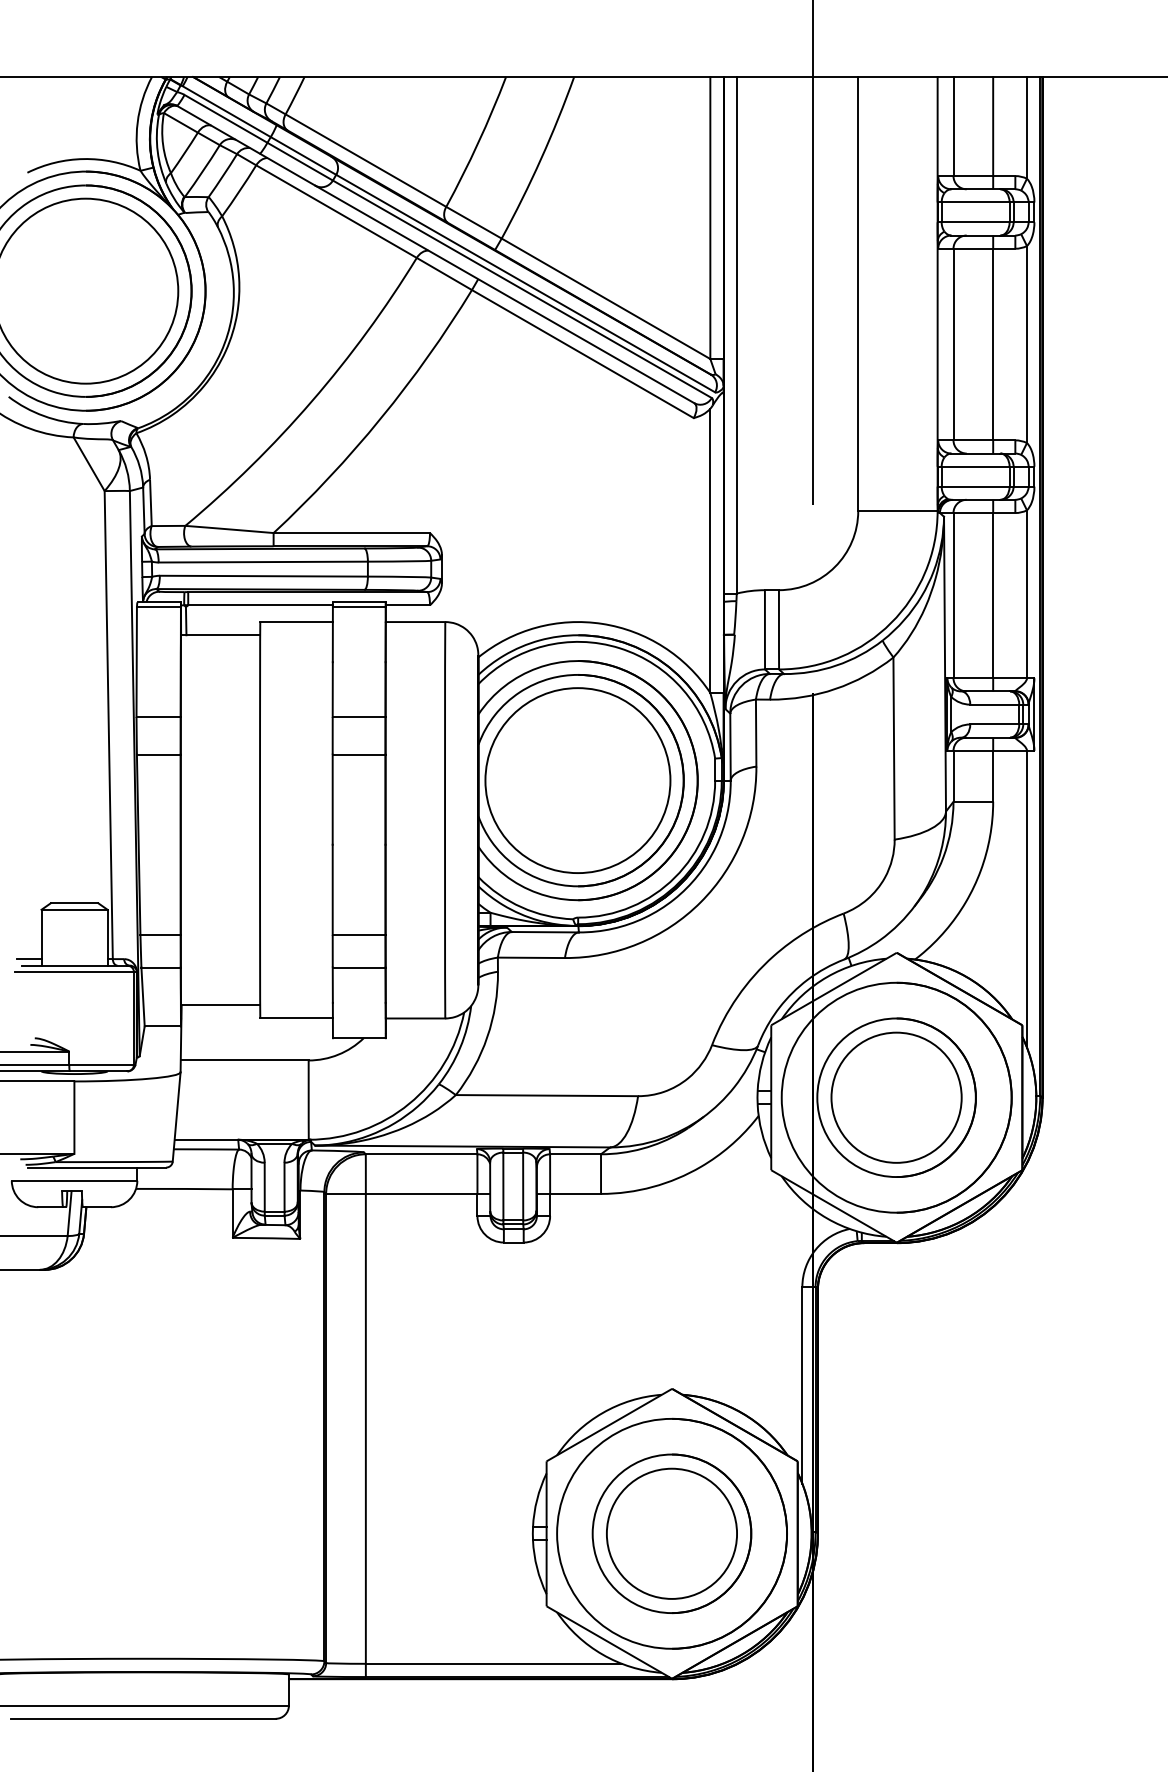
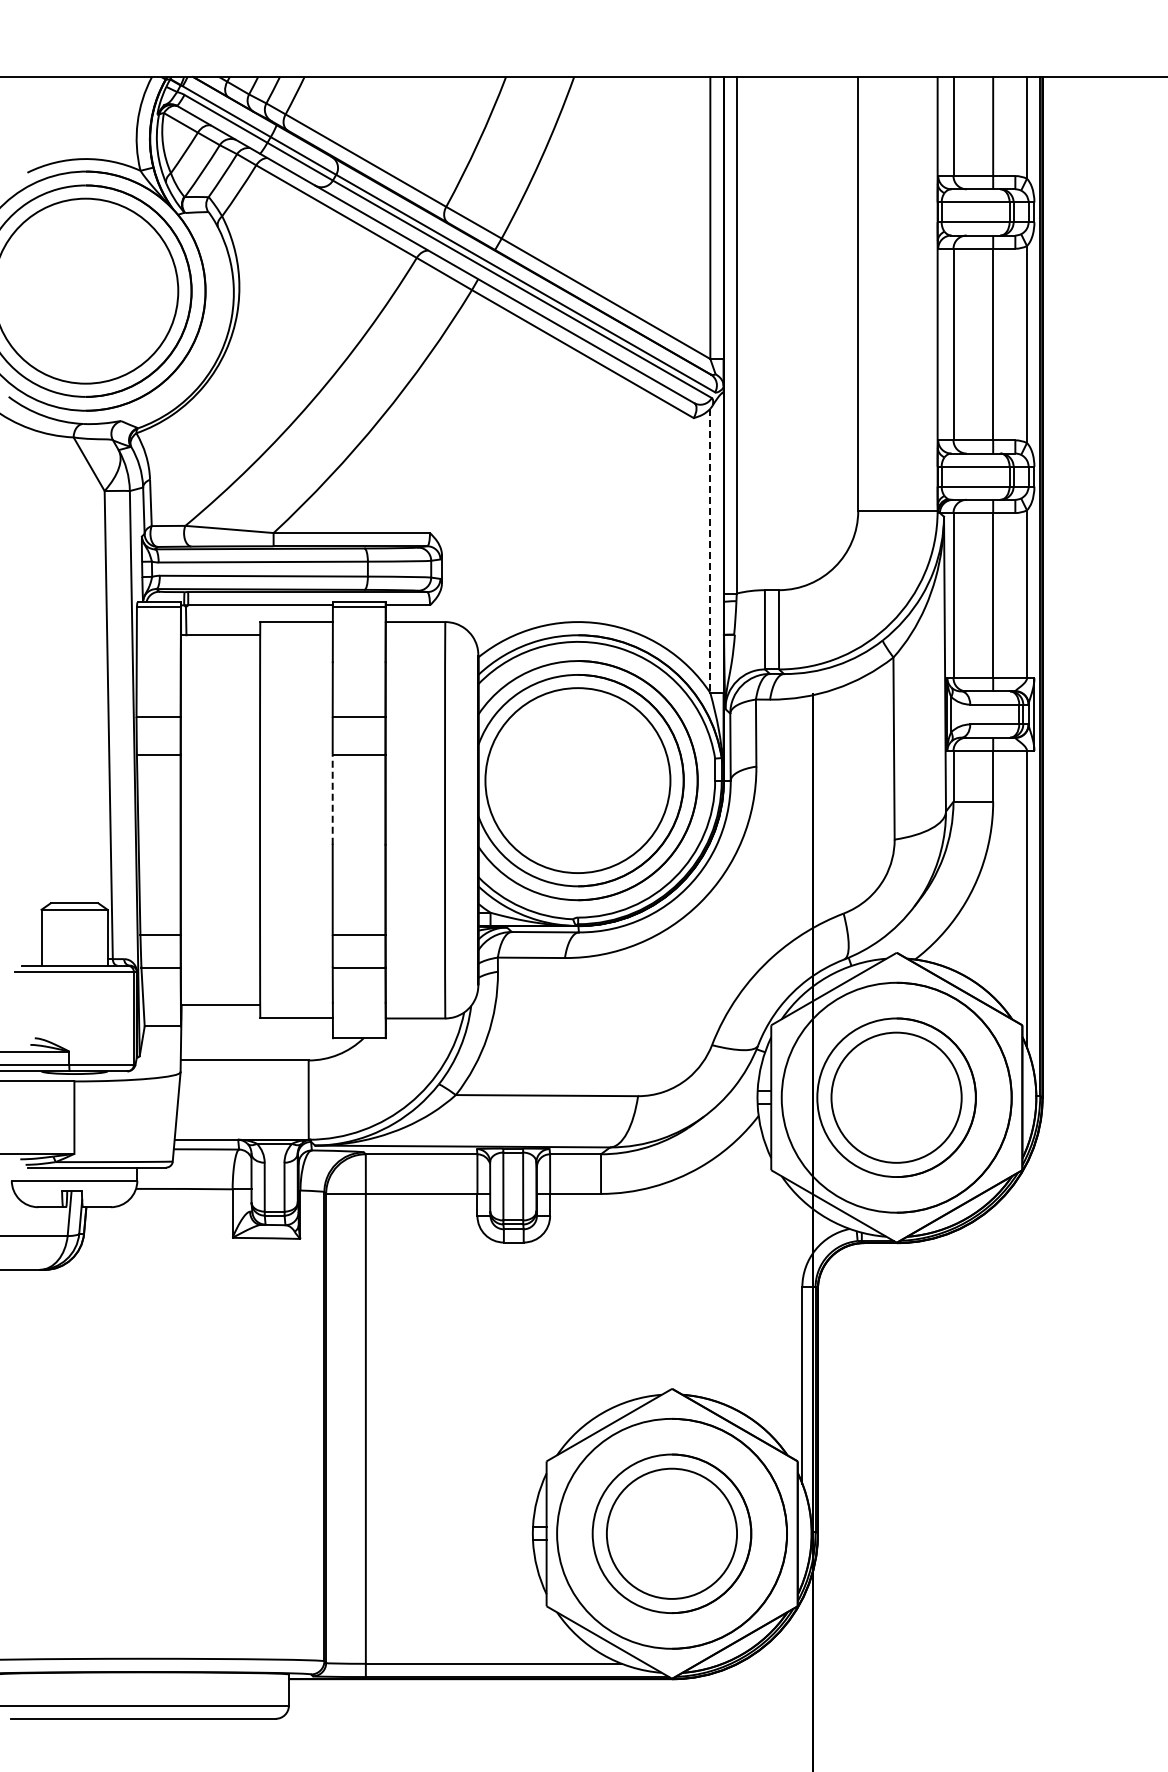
line: present -> none (812, 253)
line: solid -> dashed (710, 551)
line: solid -> dashed (332, 799)
line: present -> none (28, 959)
